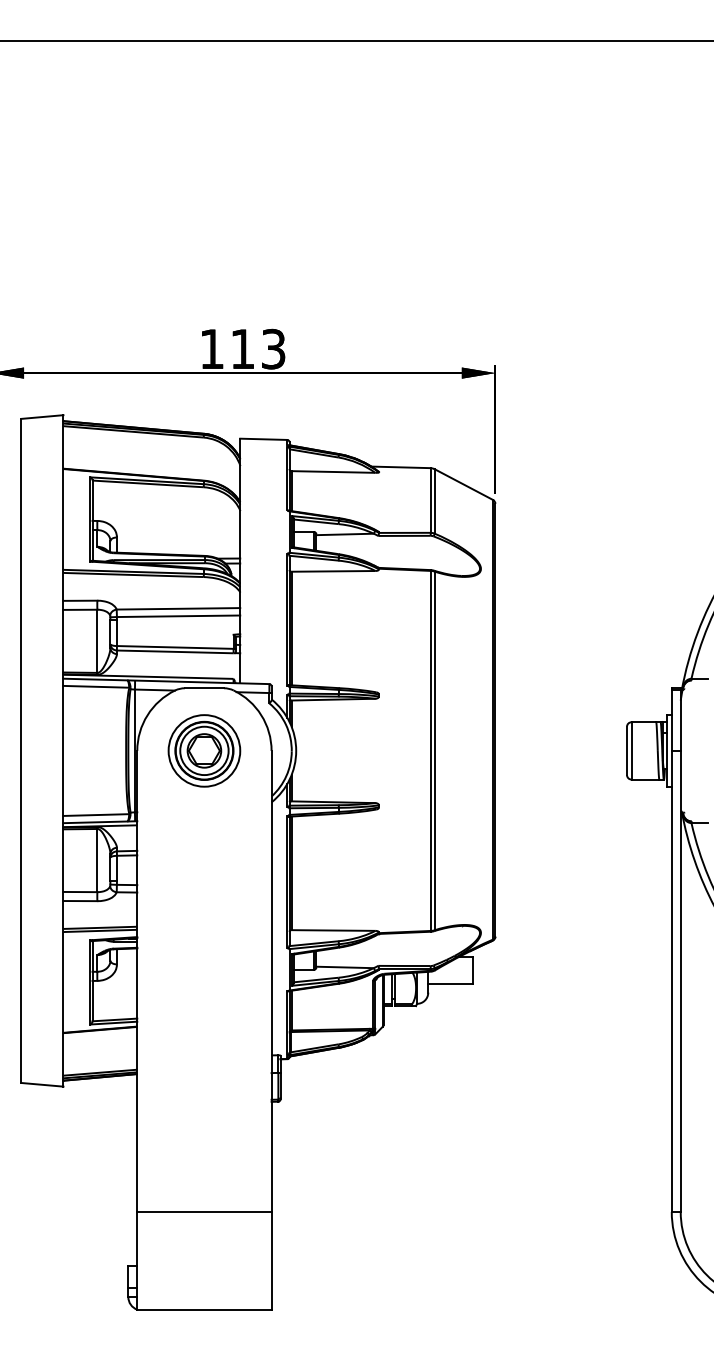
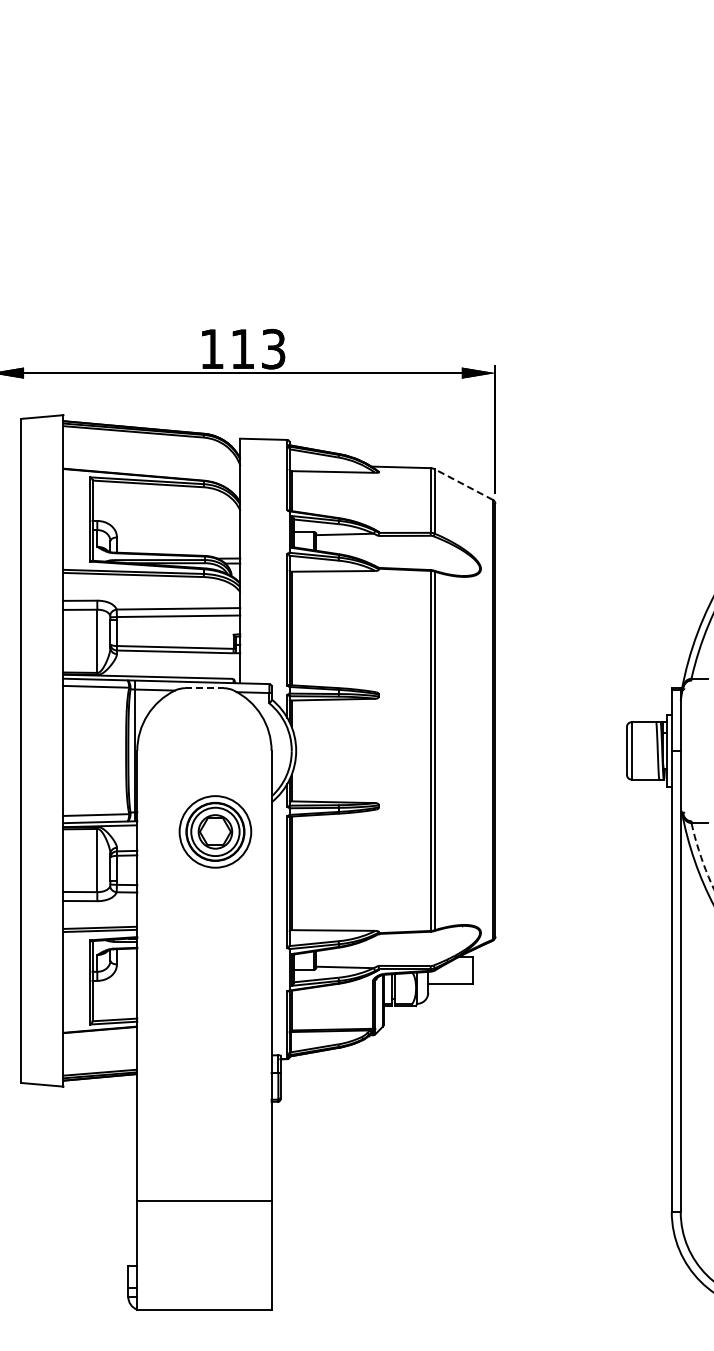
line: present -> none (356, 40)
line: solid -> dashed (463, 484)
line: solid -> dashed (204, 688)
part position: (204, 750) -> (215, 831) (215, 831)
arc: solid -> dashed (701, 856)
line position: (204, 1211) -> (204, 1200) (204, 1200)
